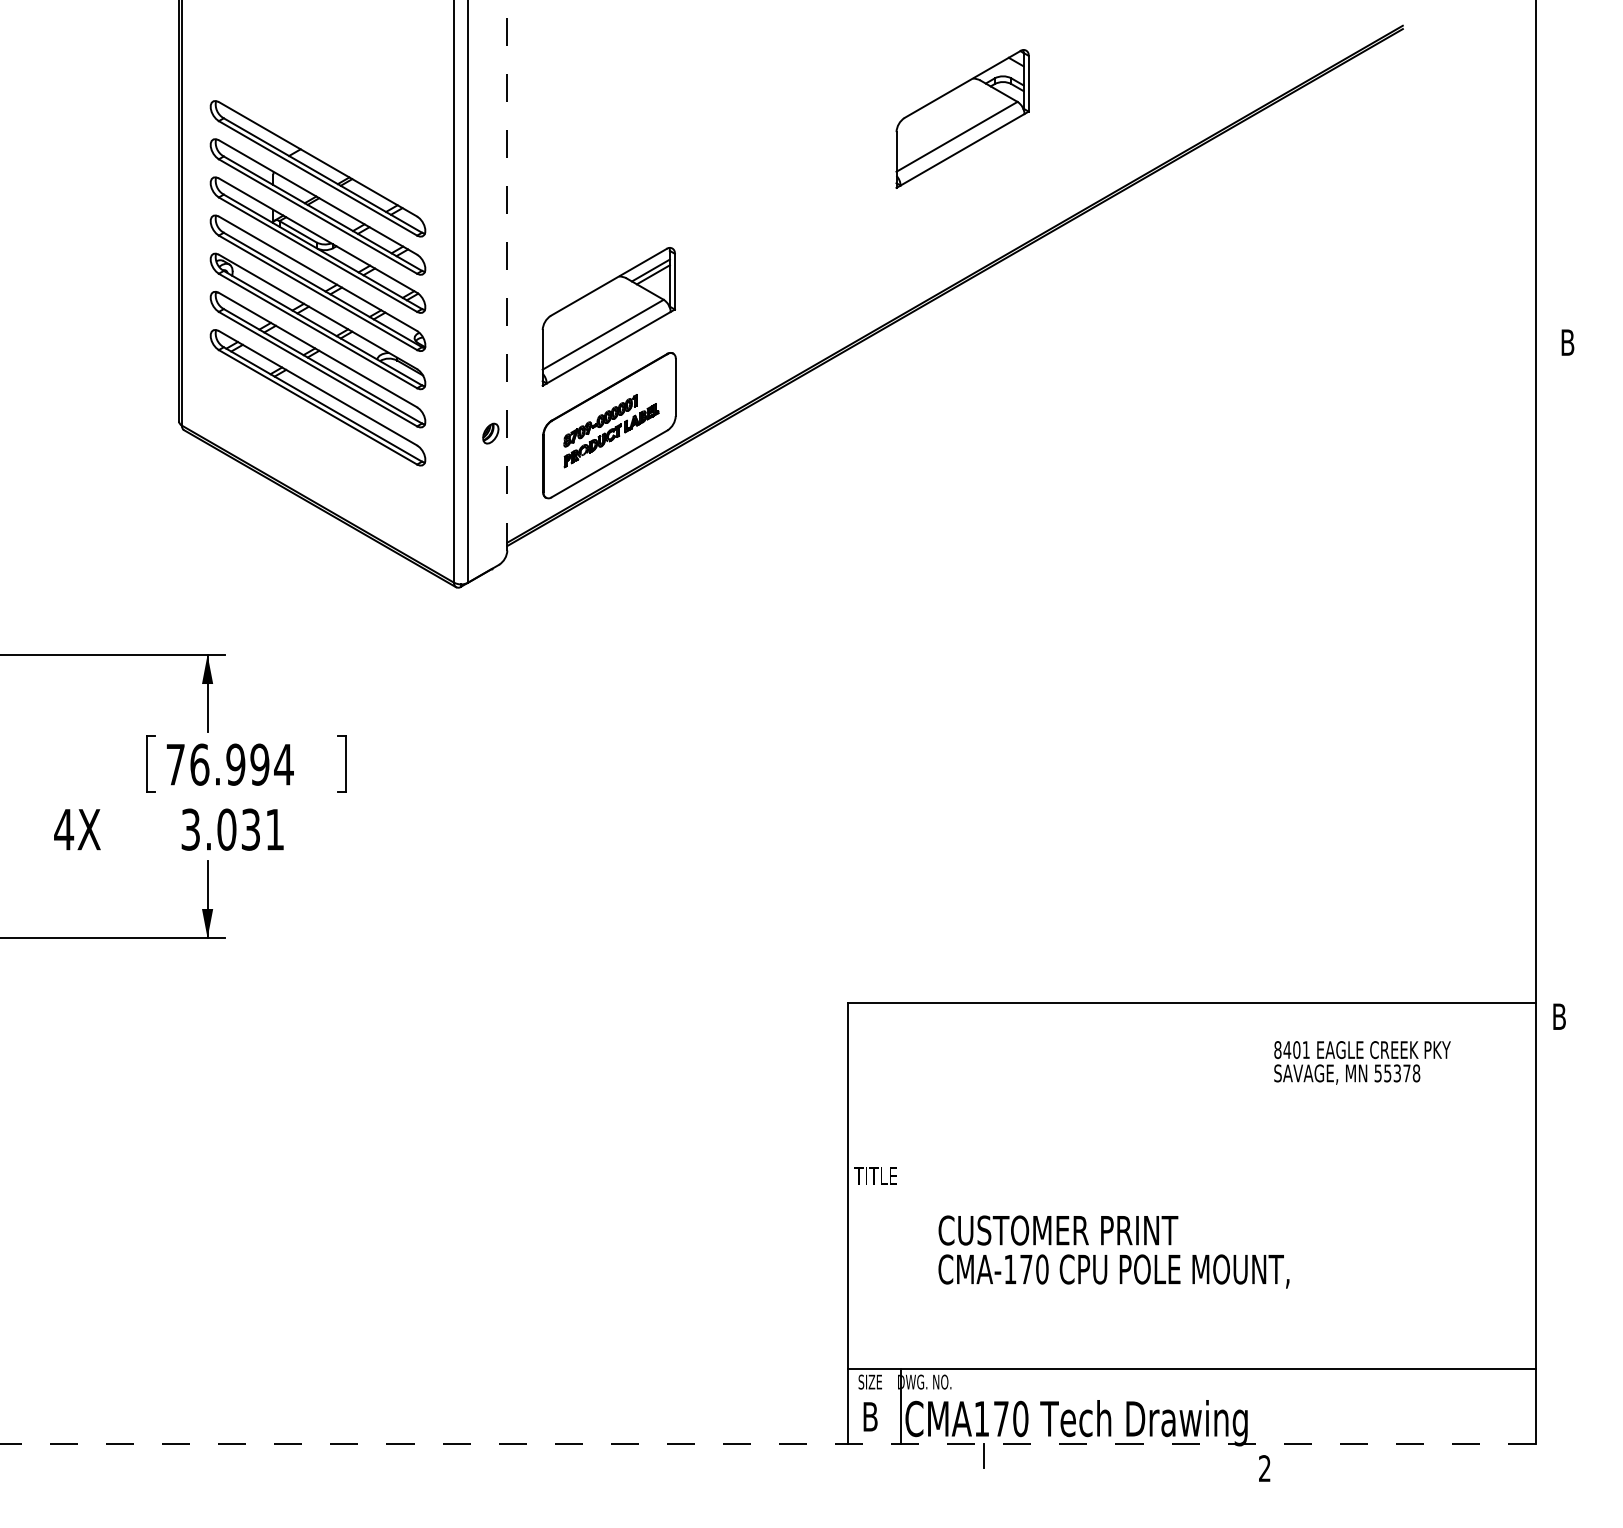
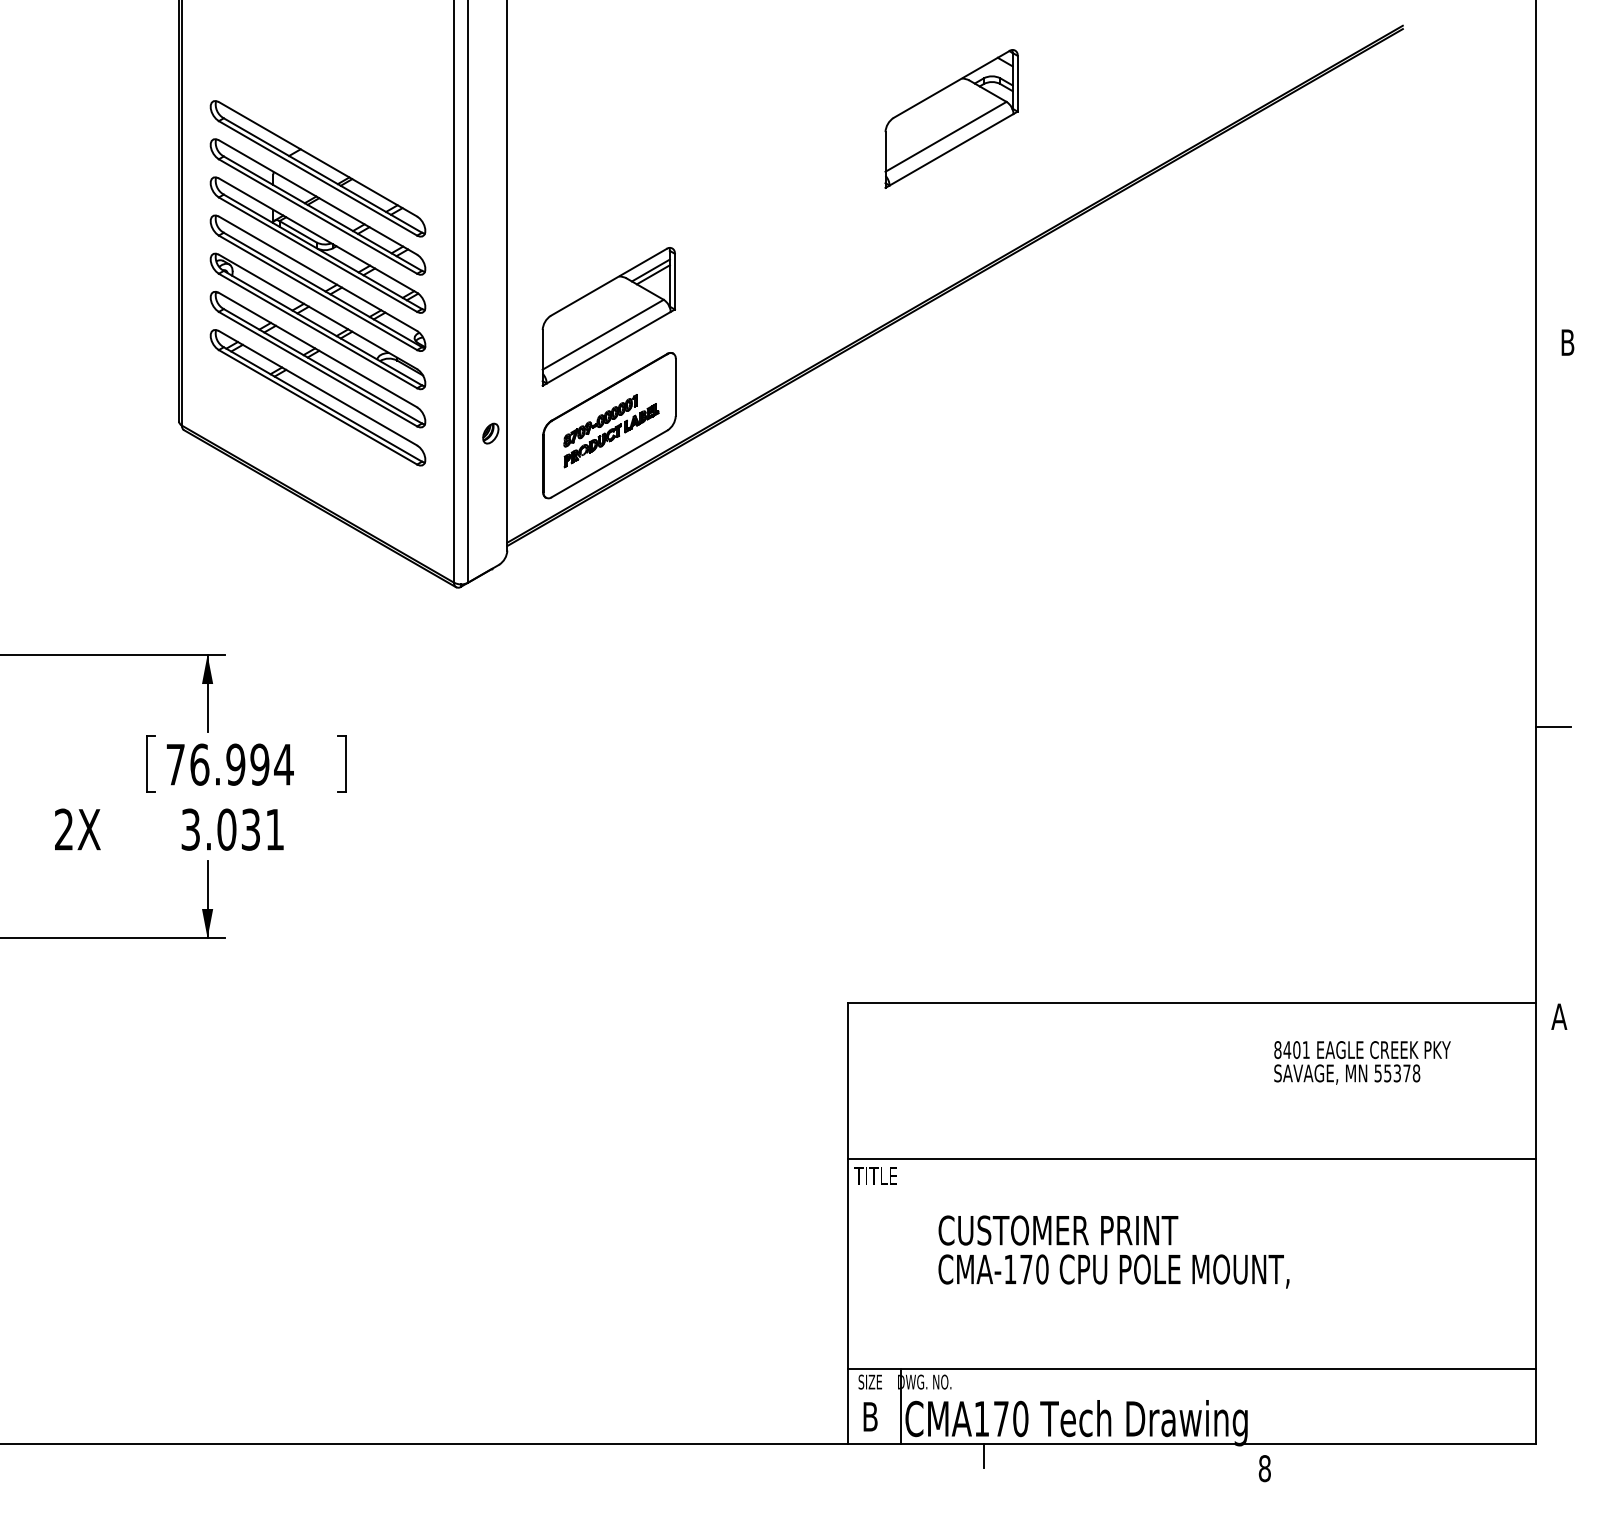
part position: (962, 118) -> (951, 118) (951, 118)
line: dashed -> solid (507, 275)
line: none -> present (1553, 726)
text: 4X -> 2X (64, 829)
text: B -> A (1559, 1016)
line: none -> present (1192, 1158)
line: dashed -> solid (768, 1443)
text: 2 -> 8 (1264, 1468)
